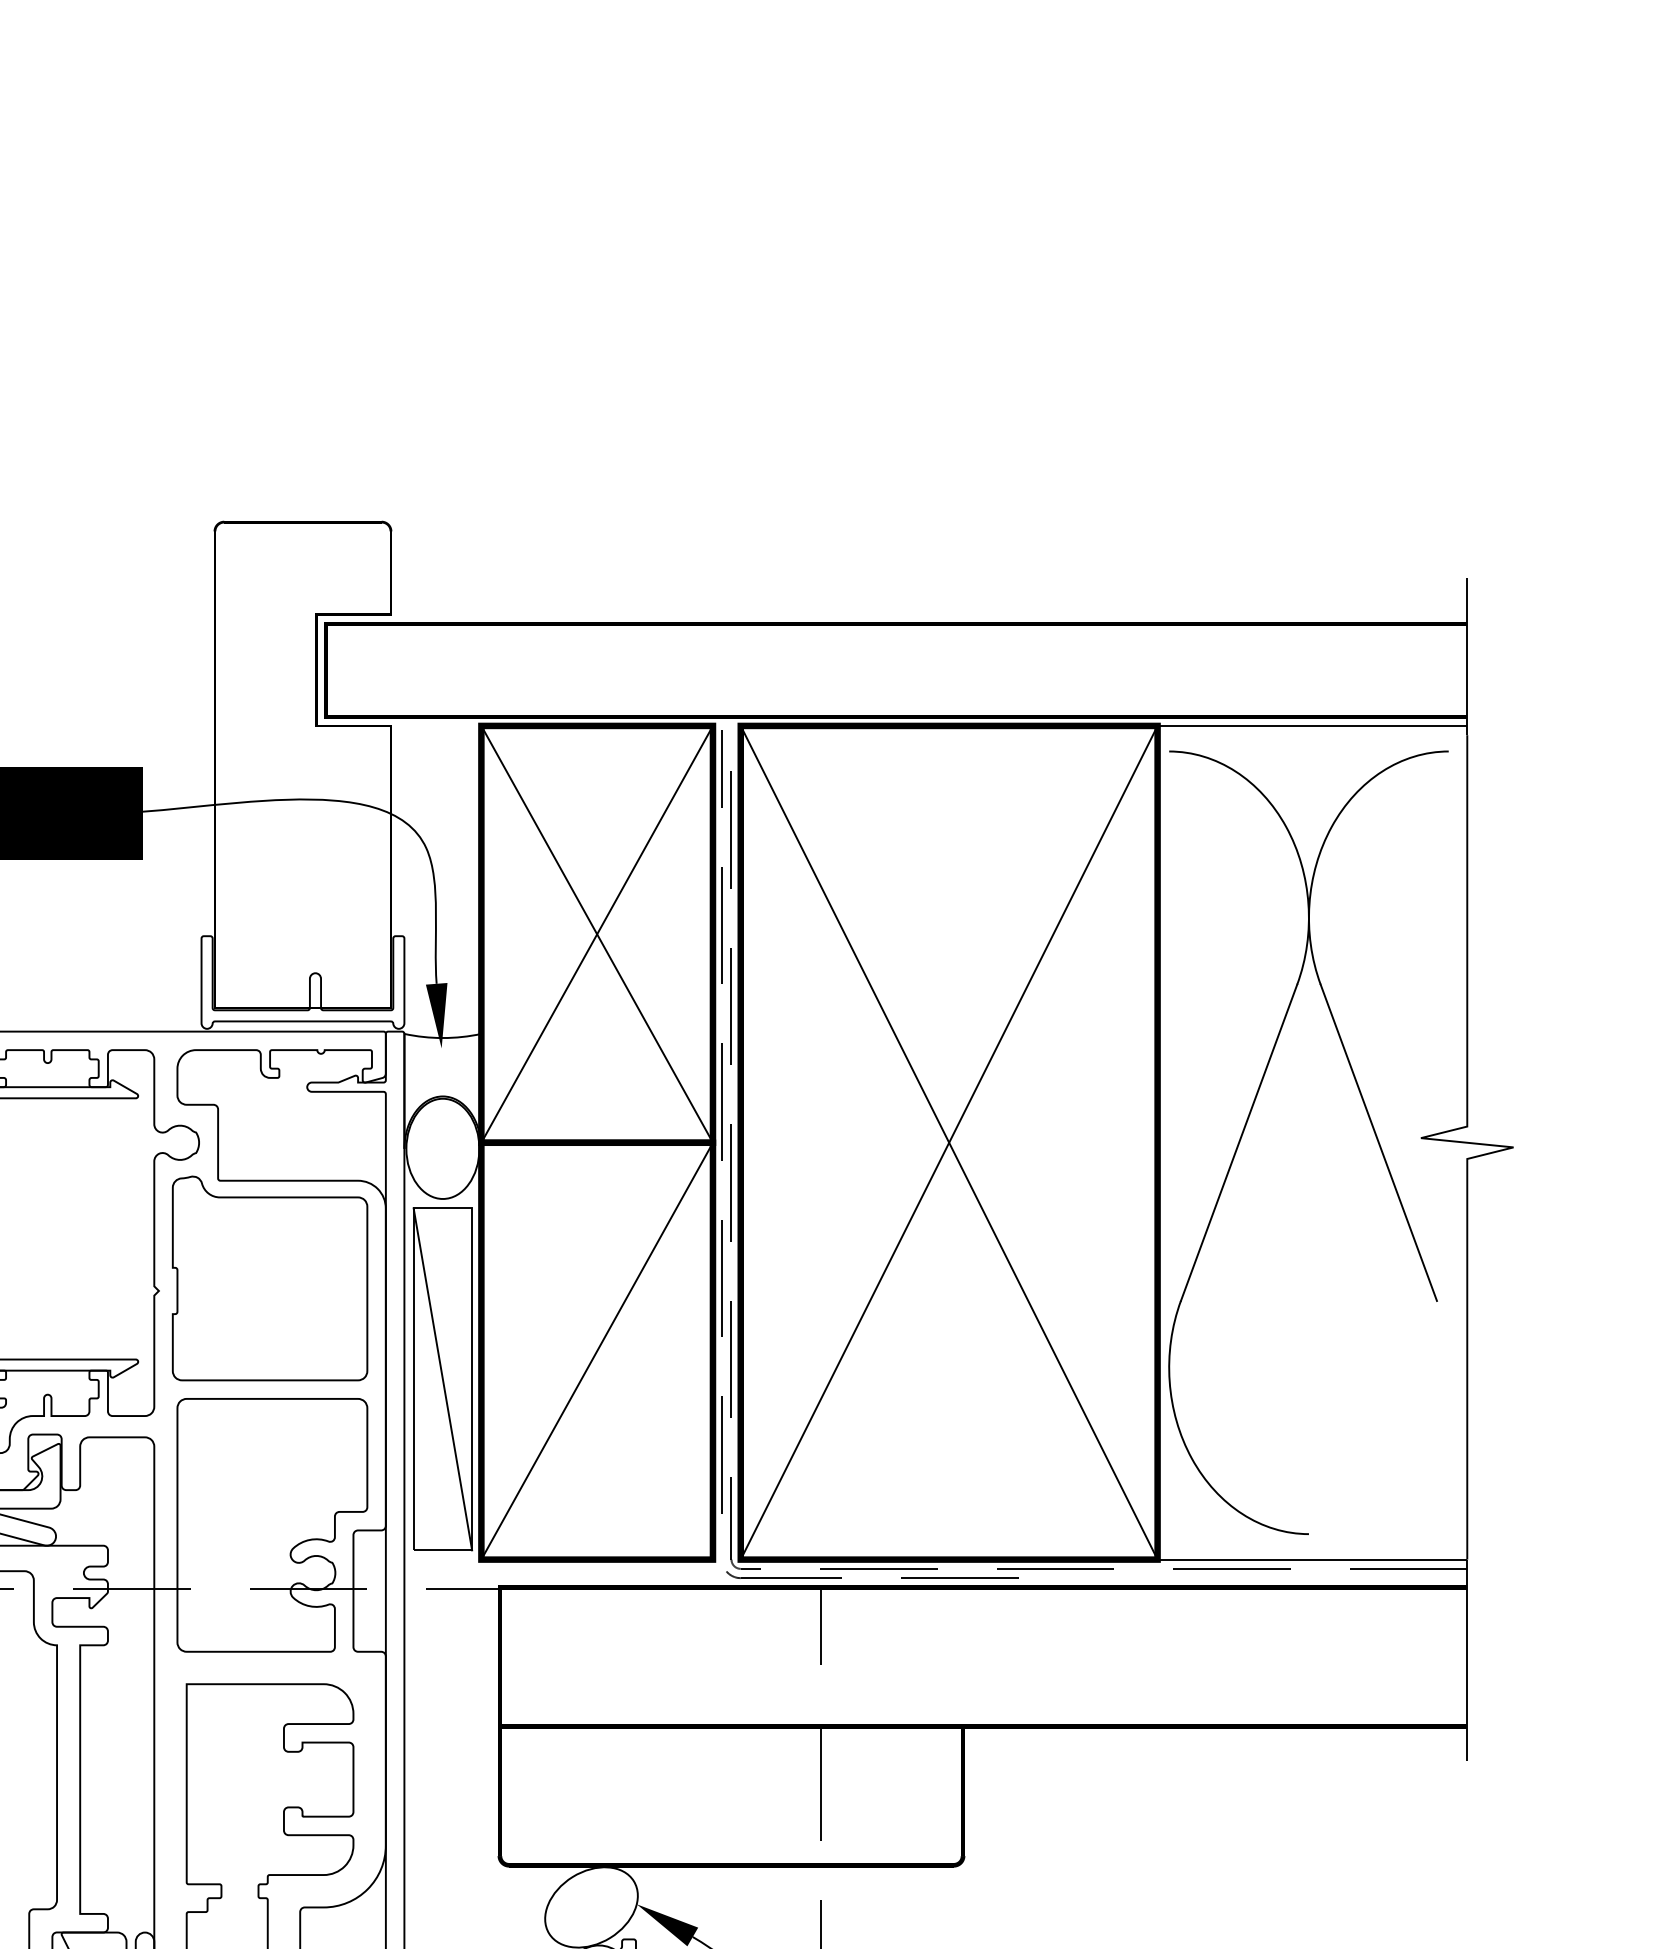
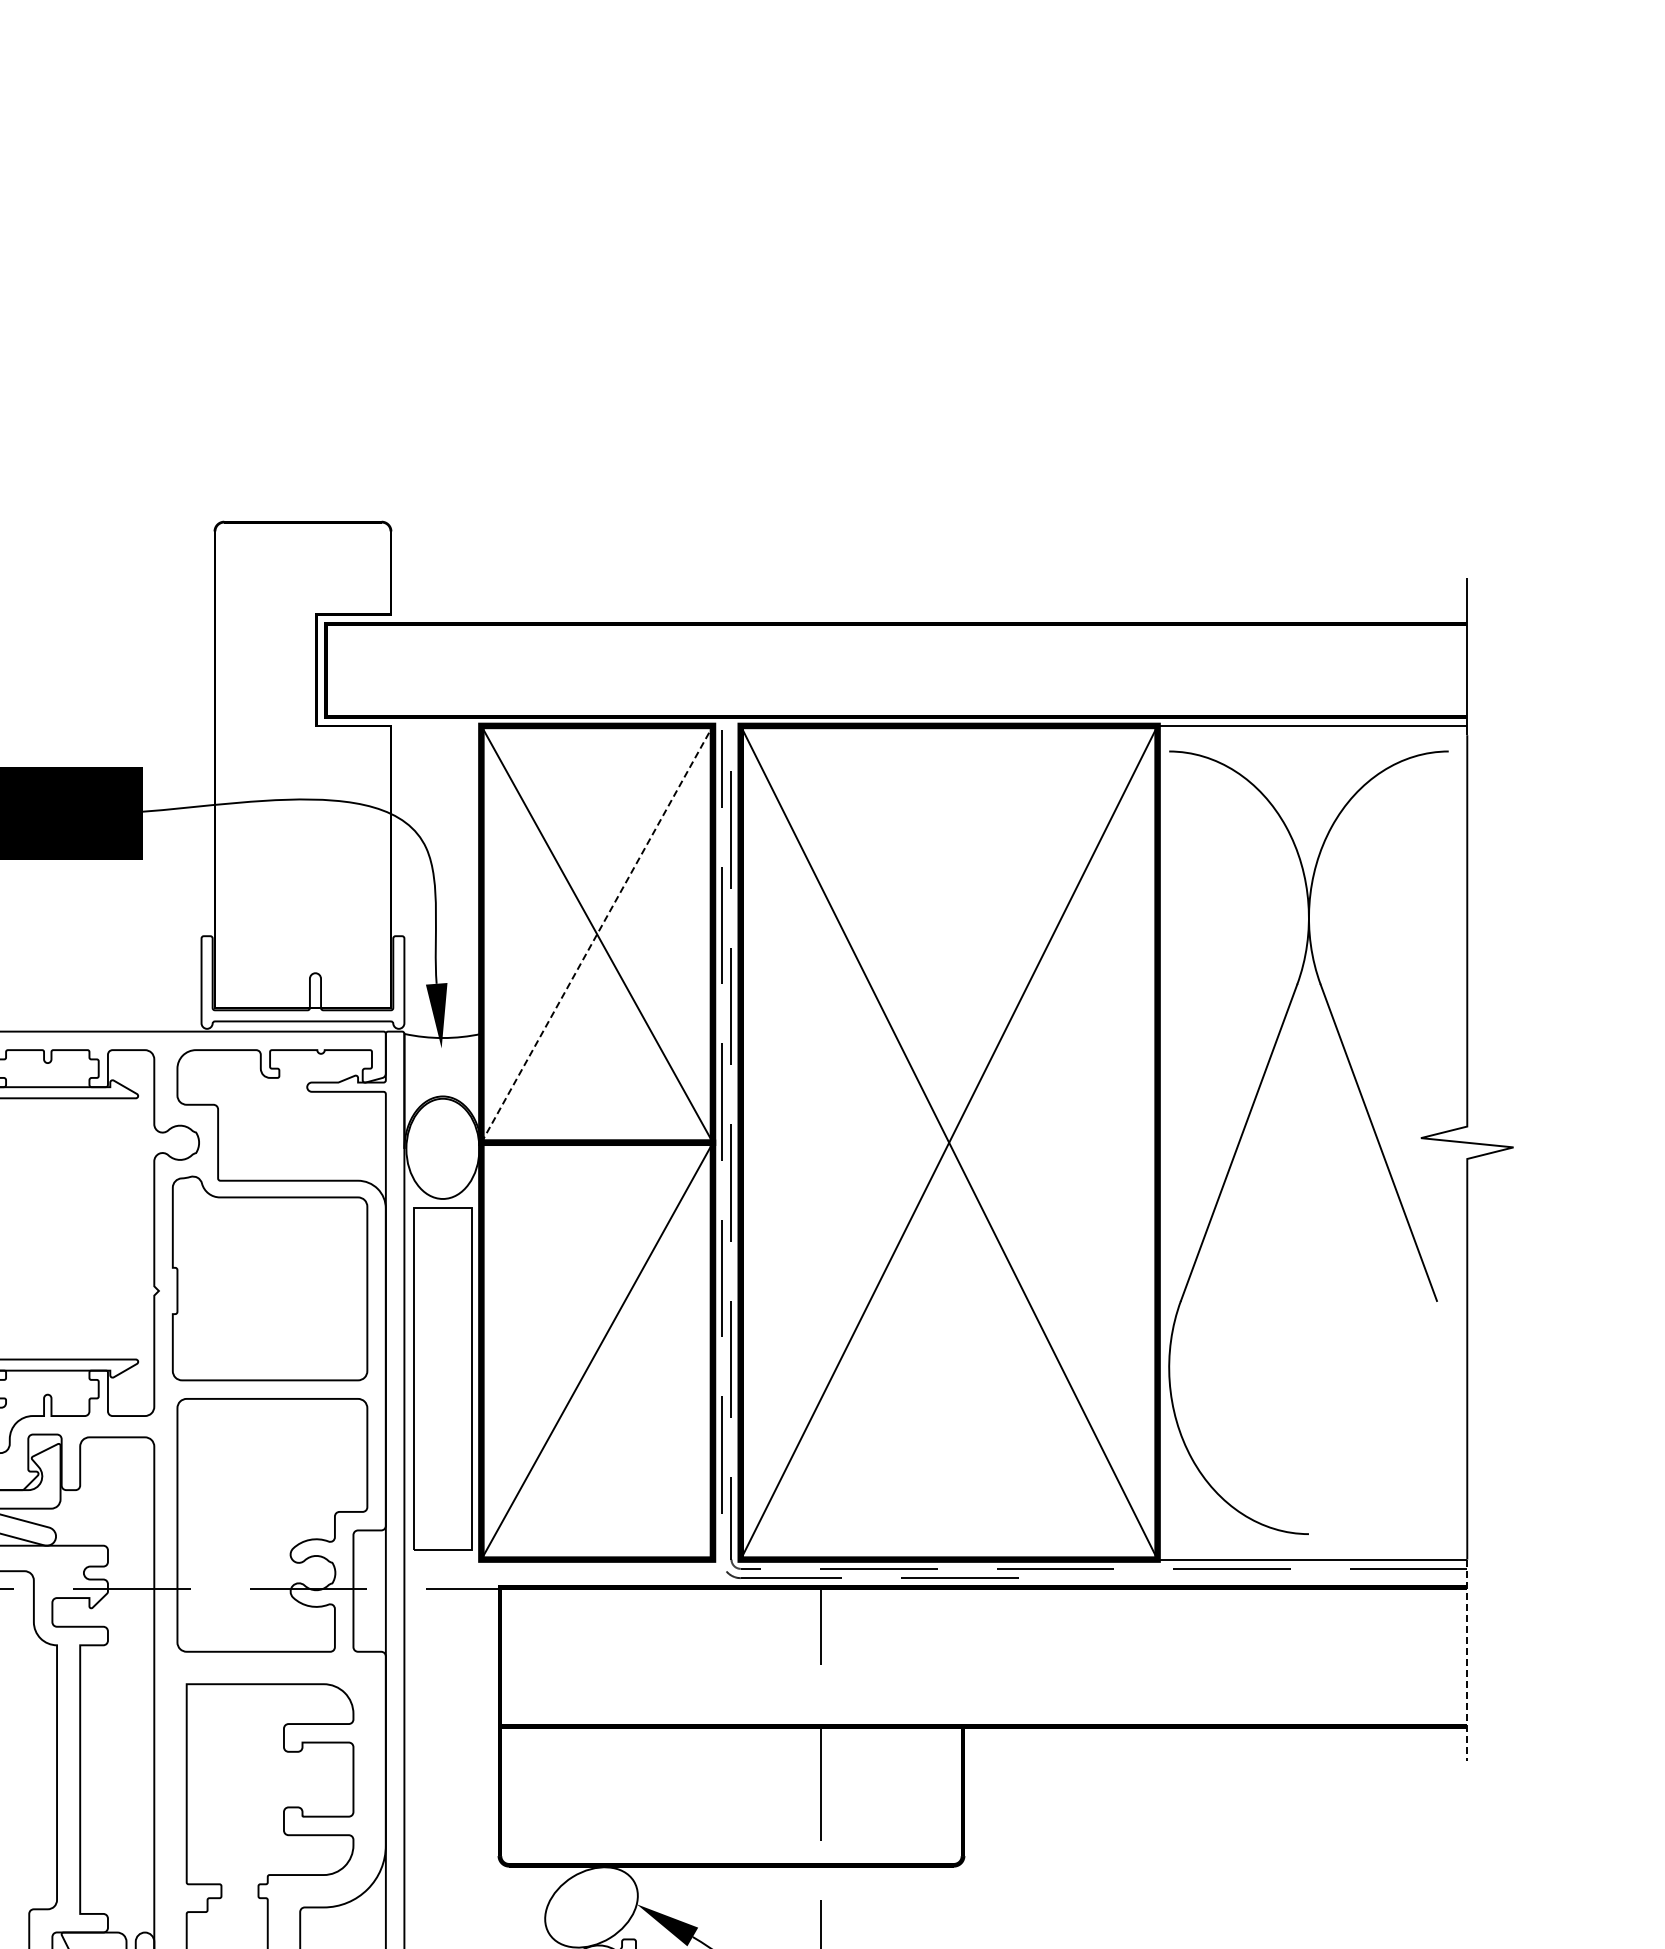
line: solid -> dashed (597, 933)
line: present -> none (442, 1379)
line: solid -> dashed (1467, 1660)
